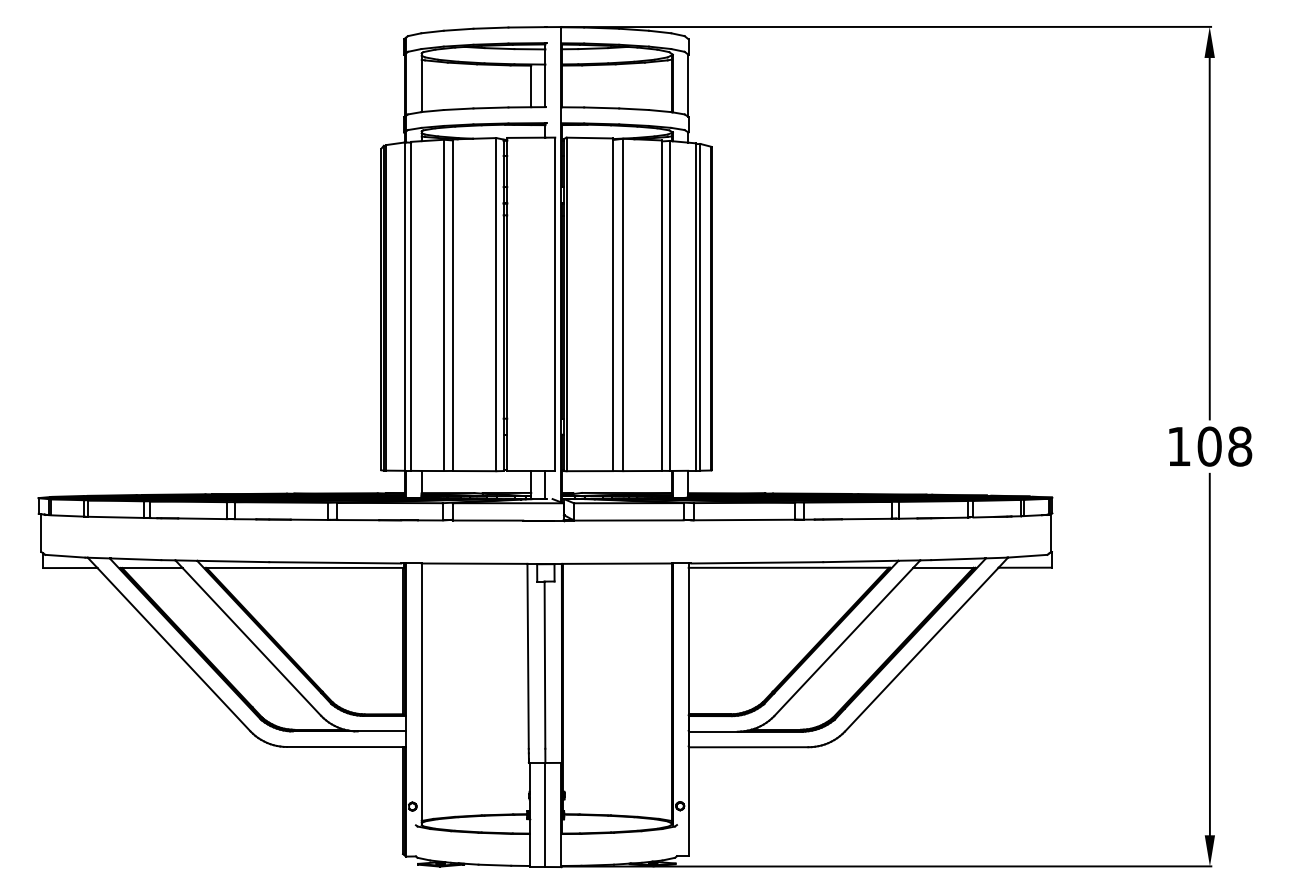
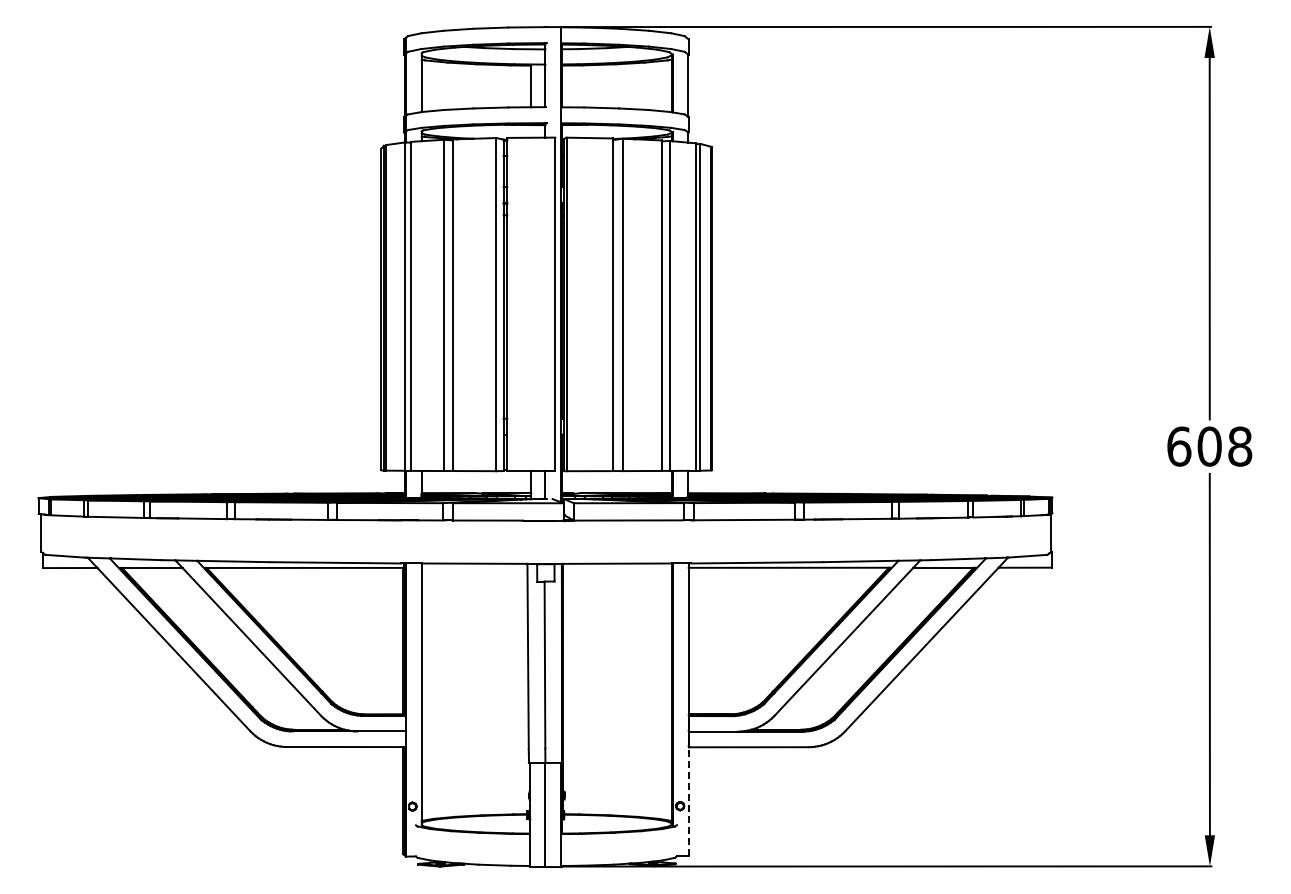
text: 108 -> 608 (1179, 446)
line: solid -> dashed (688, 801)
